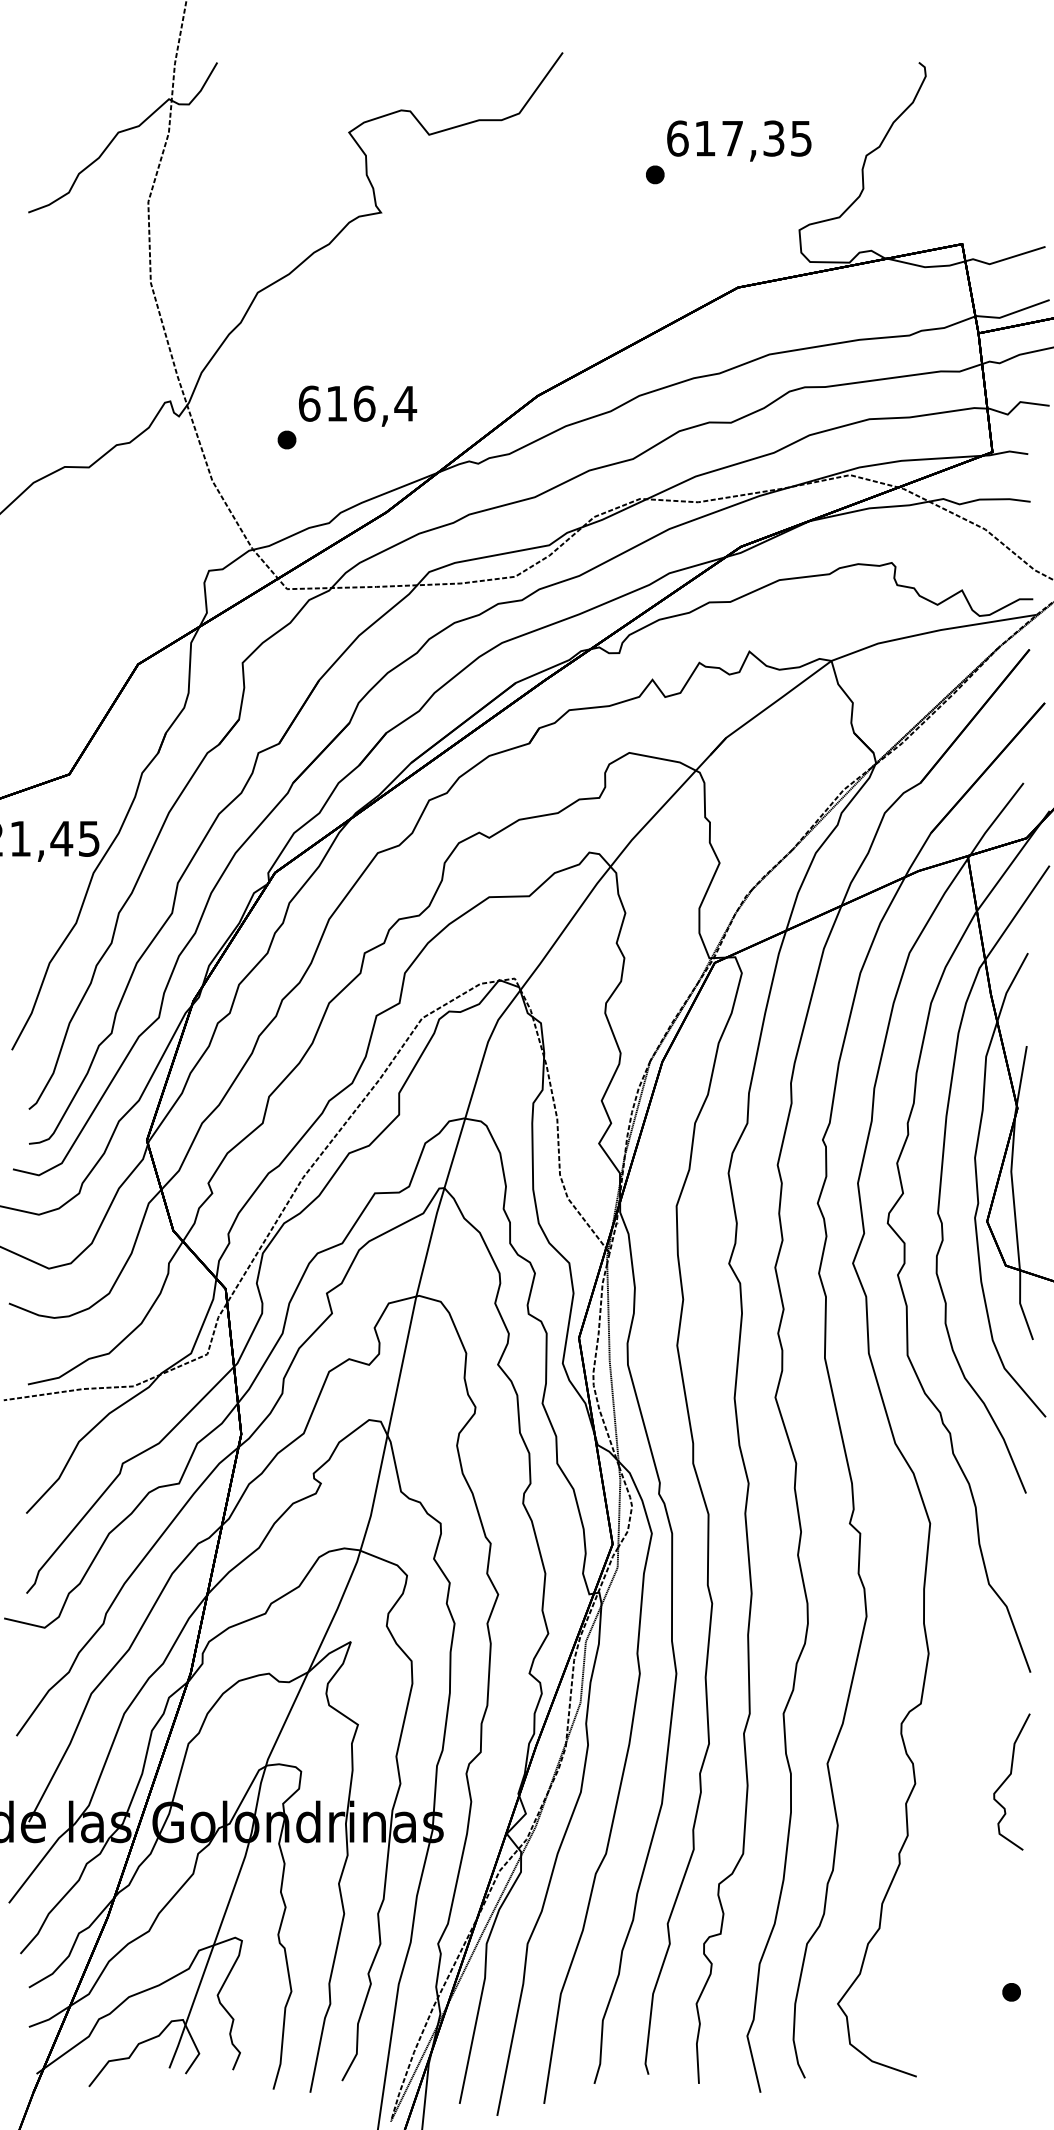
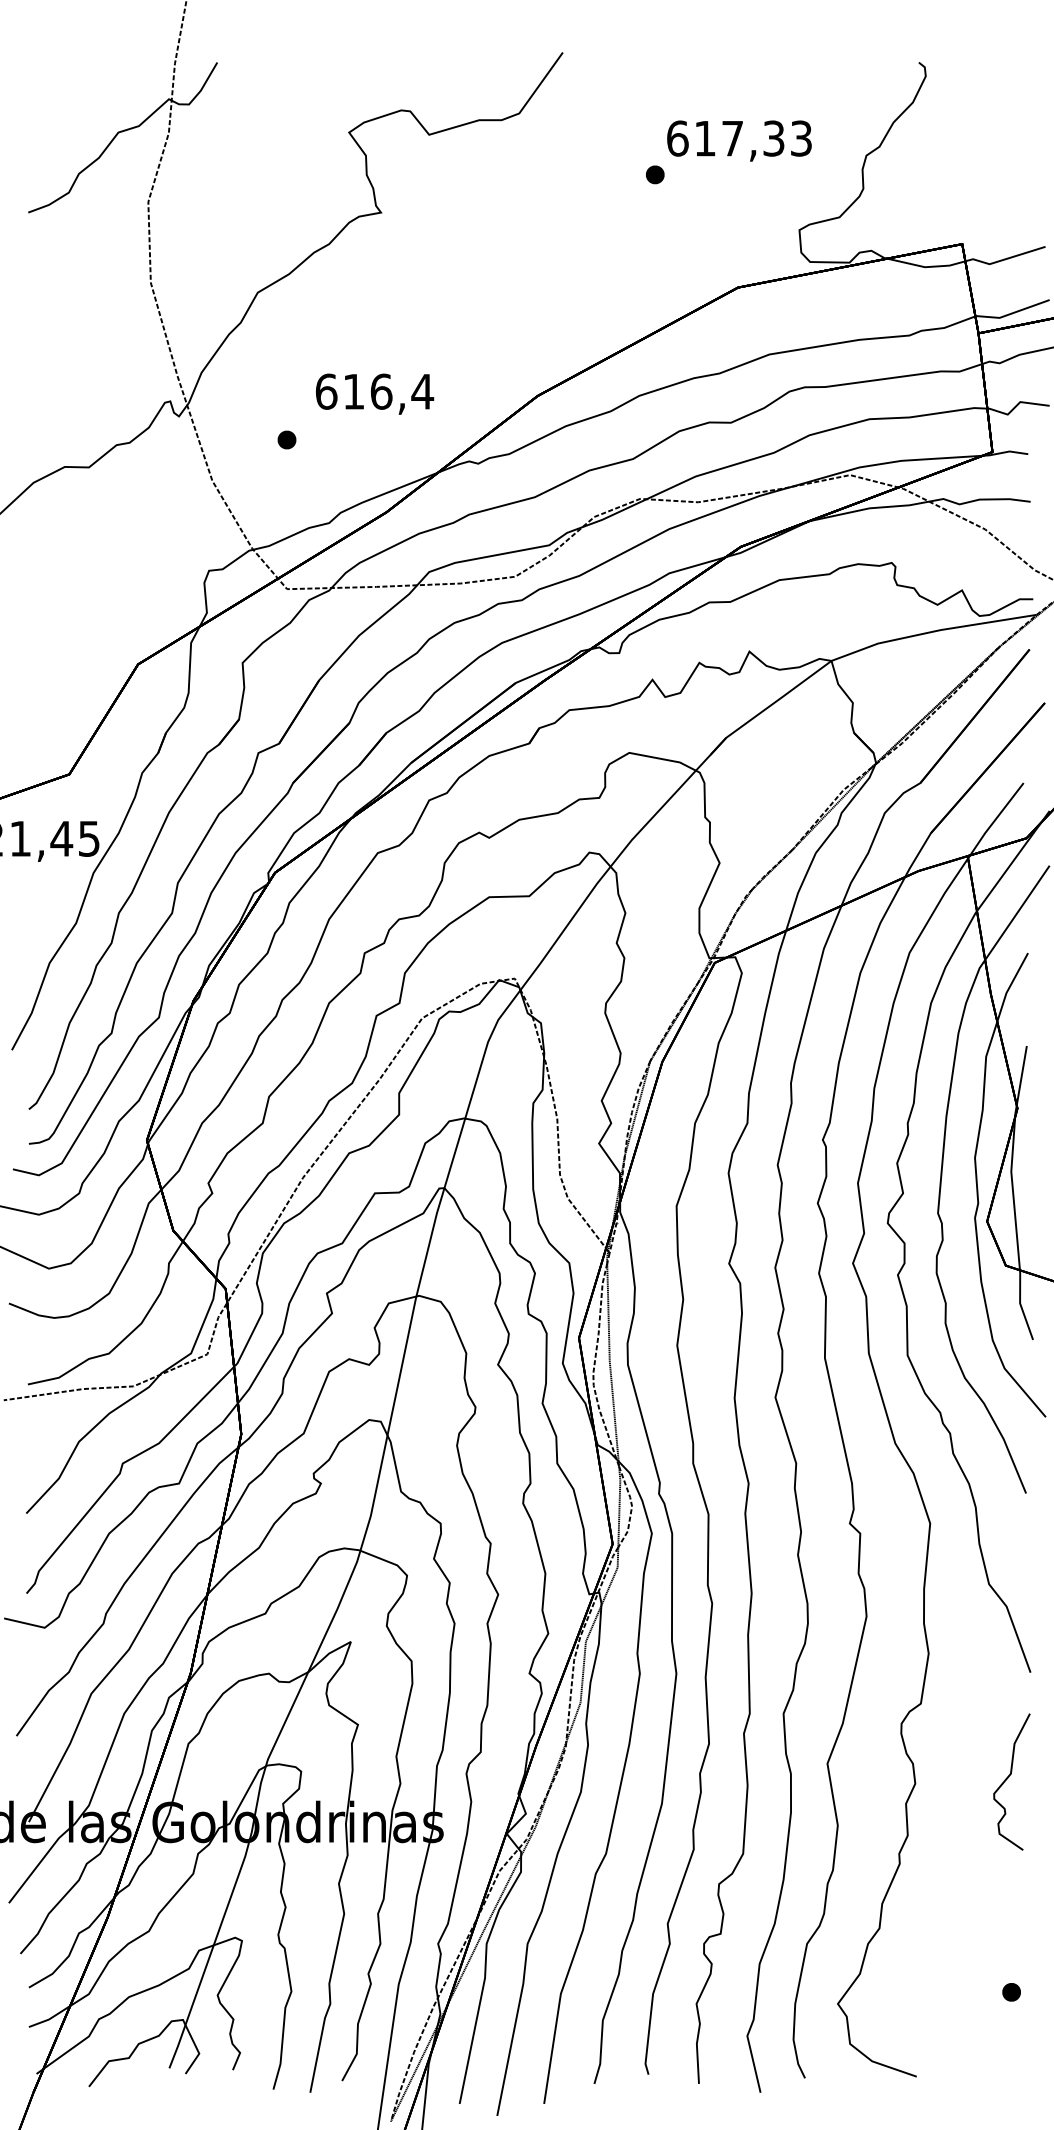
text: 617,35 -> 617,33 (801, 138)
text position: (358, 405) -> (375, 393) (375, 393)
